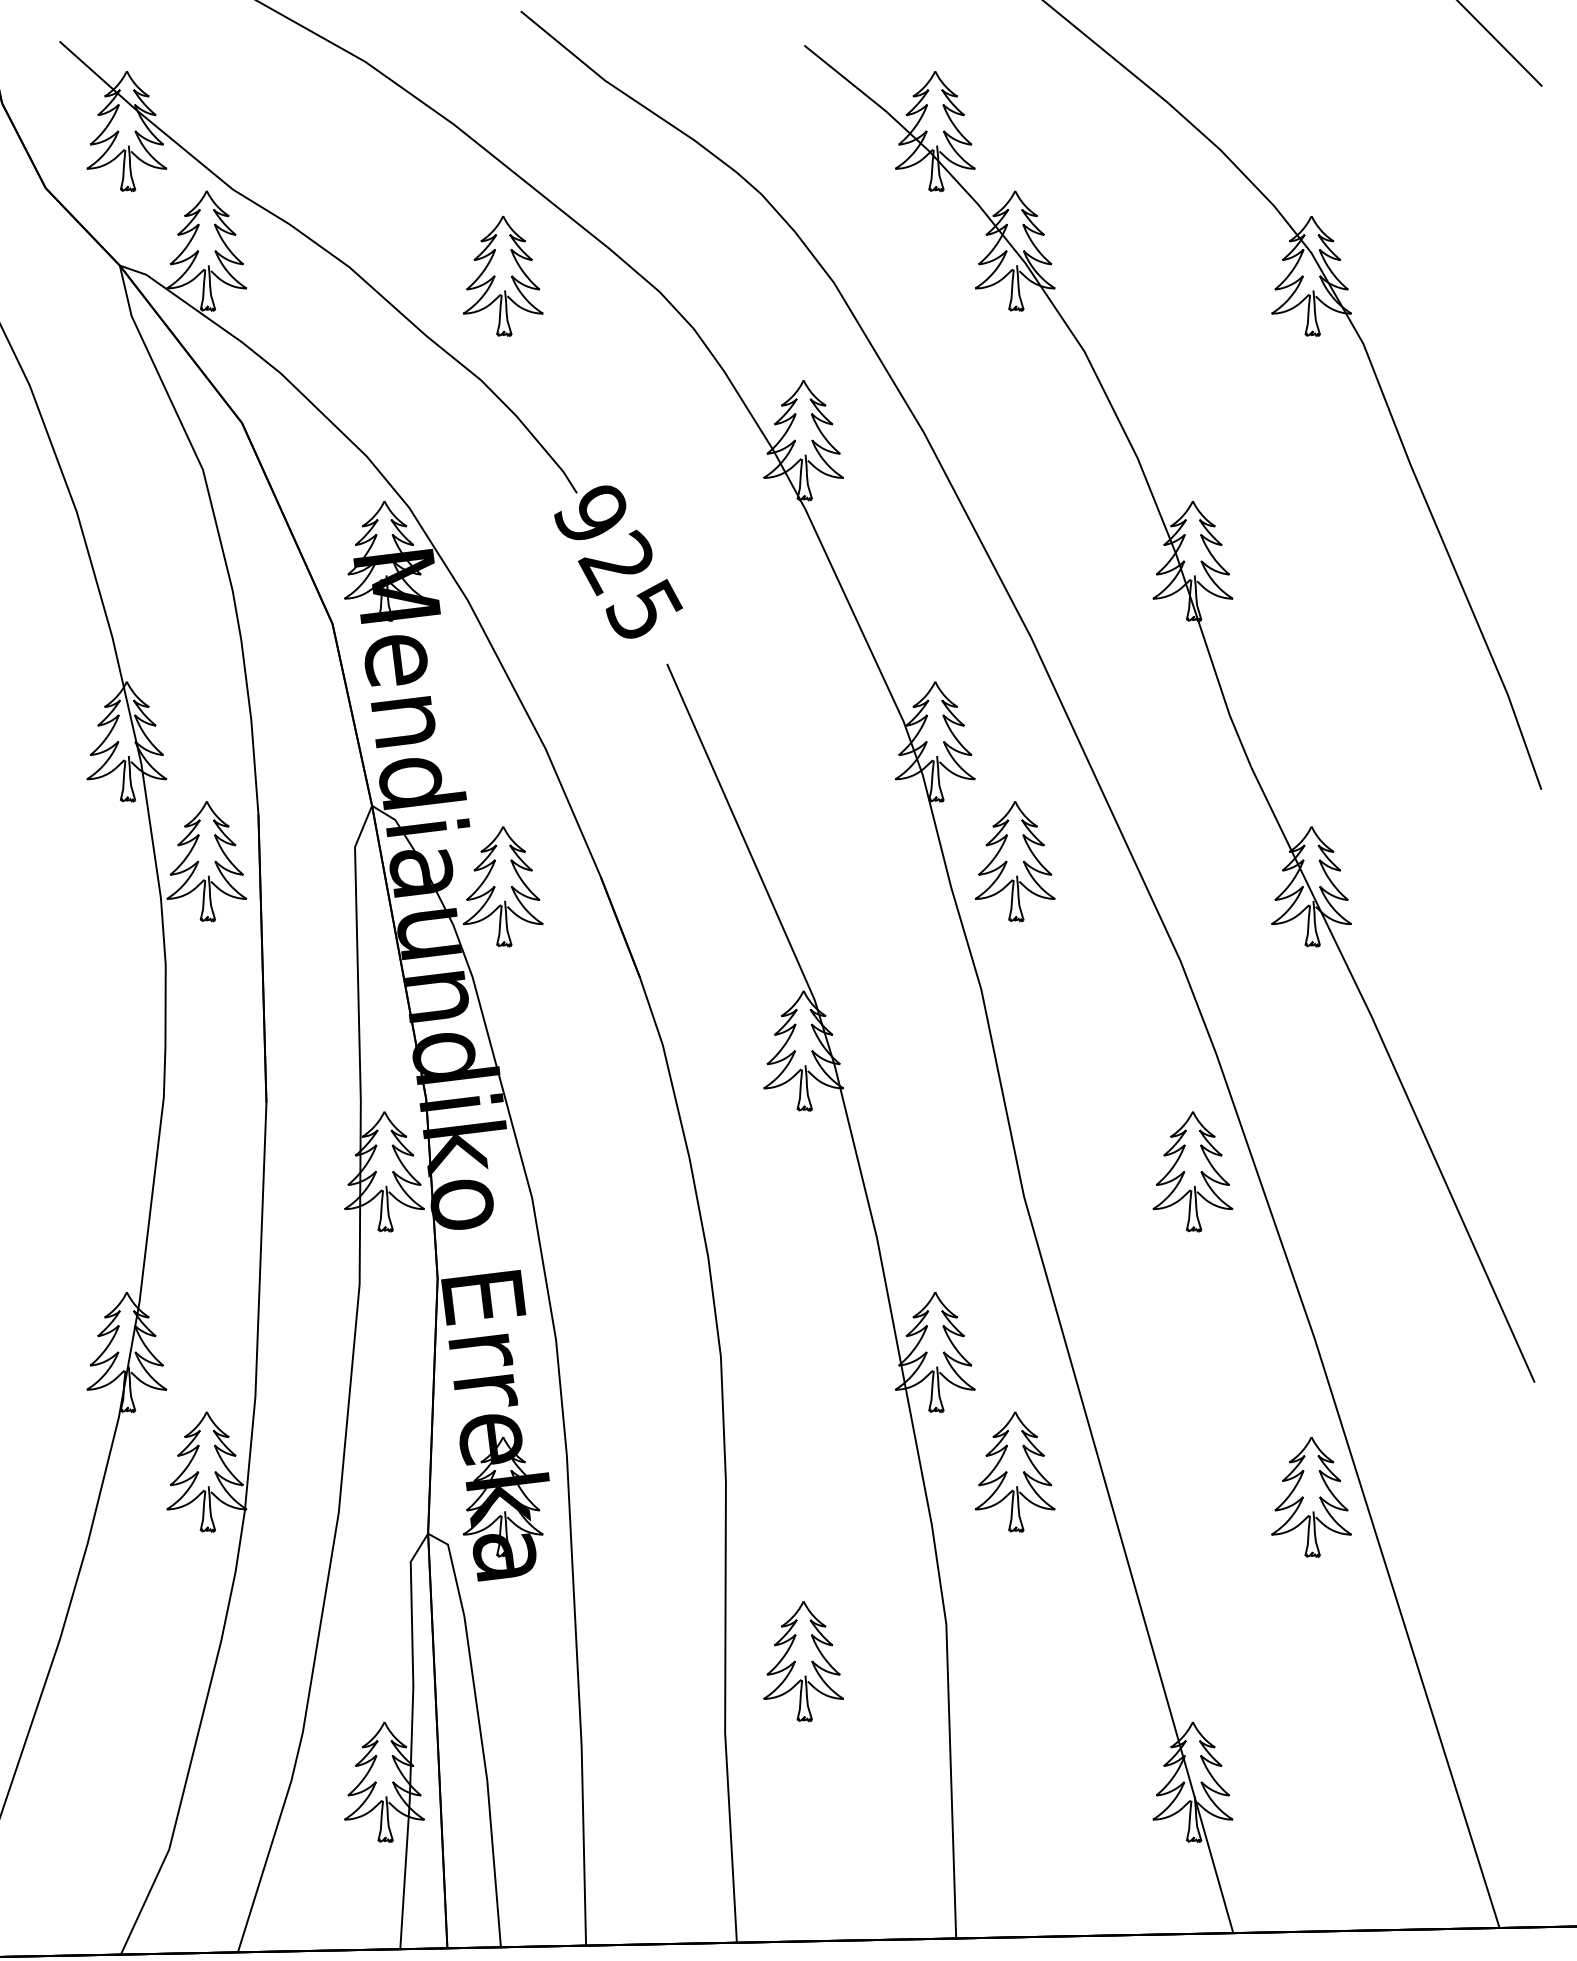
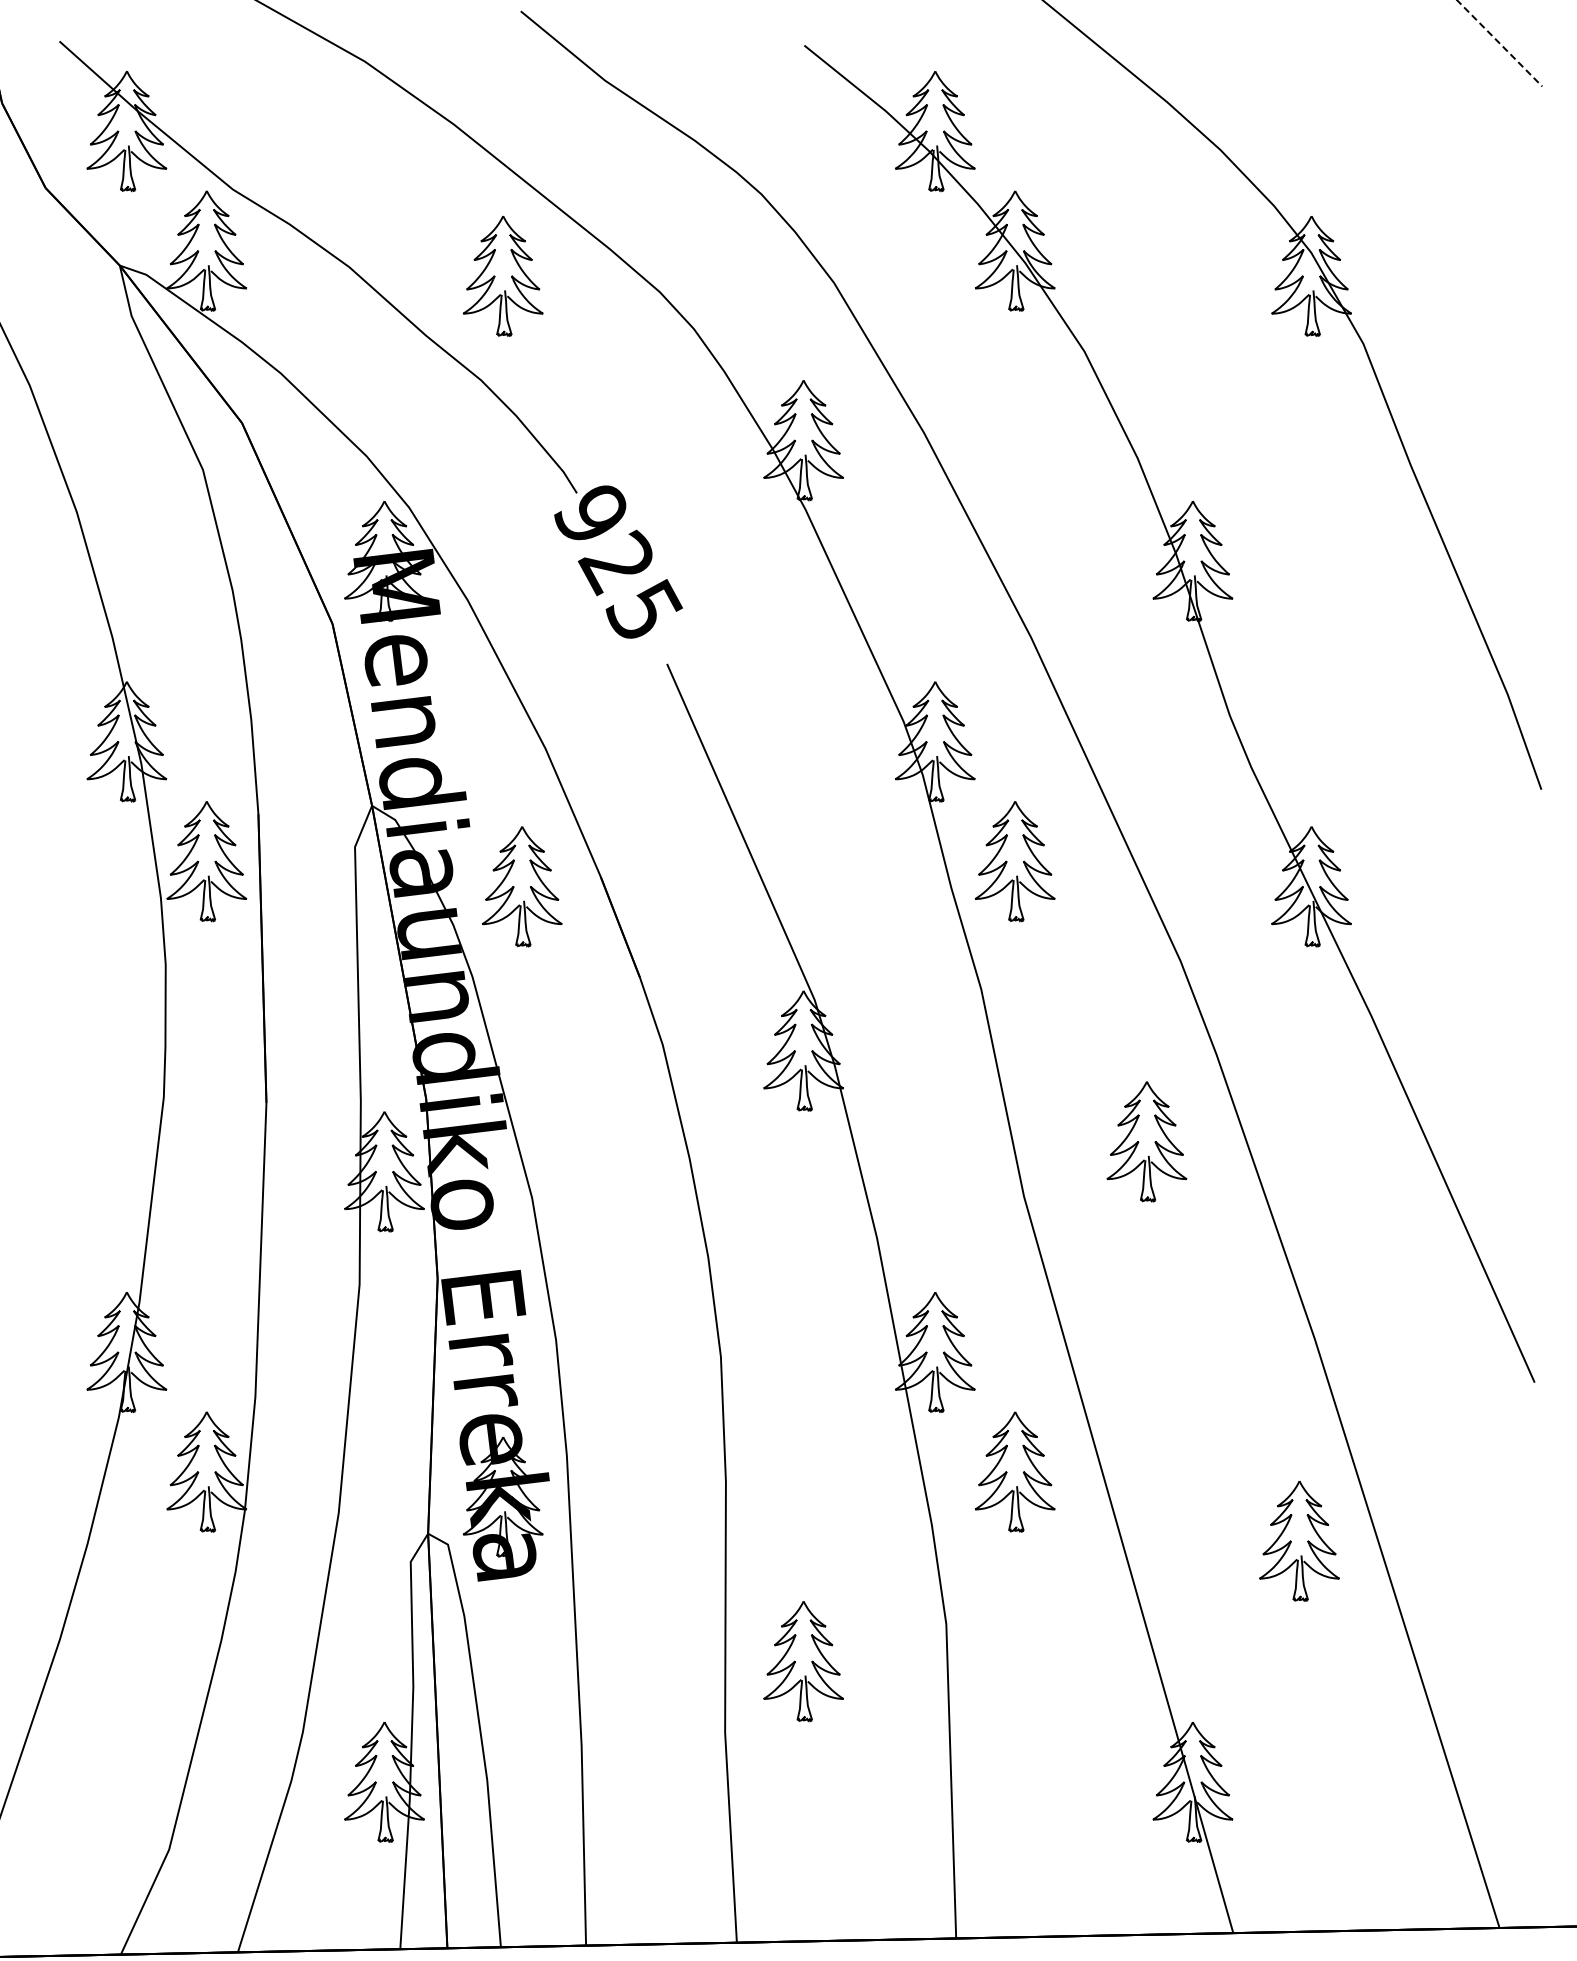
line: solid -> dashed (1499, 43)
part position: (503, 886) -> (522, 886) (522, 886)
part position: (1192, 1171) -> (1146, 1141) (1146, 1141)
part position: (1311, 1497) -> (1299, 1541) (1299, 1541)
